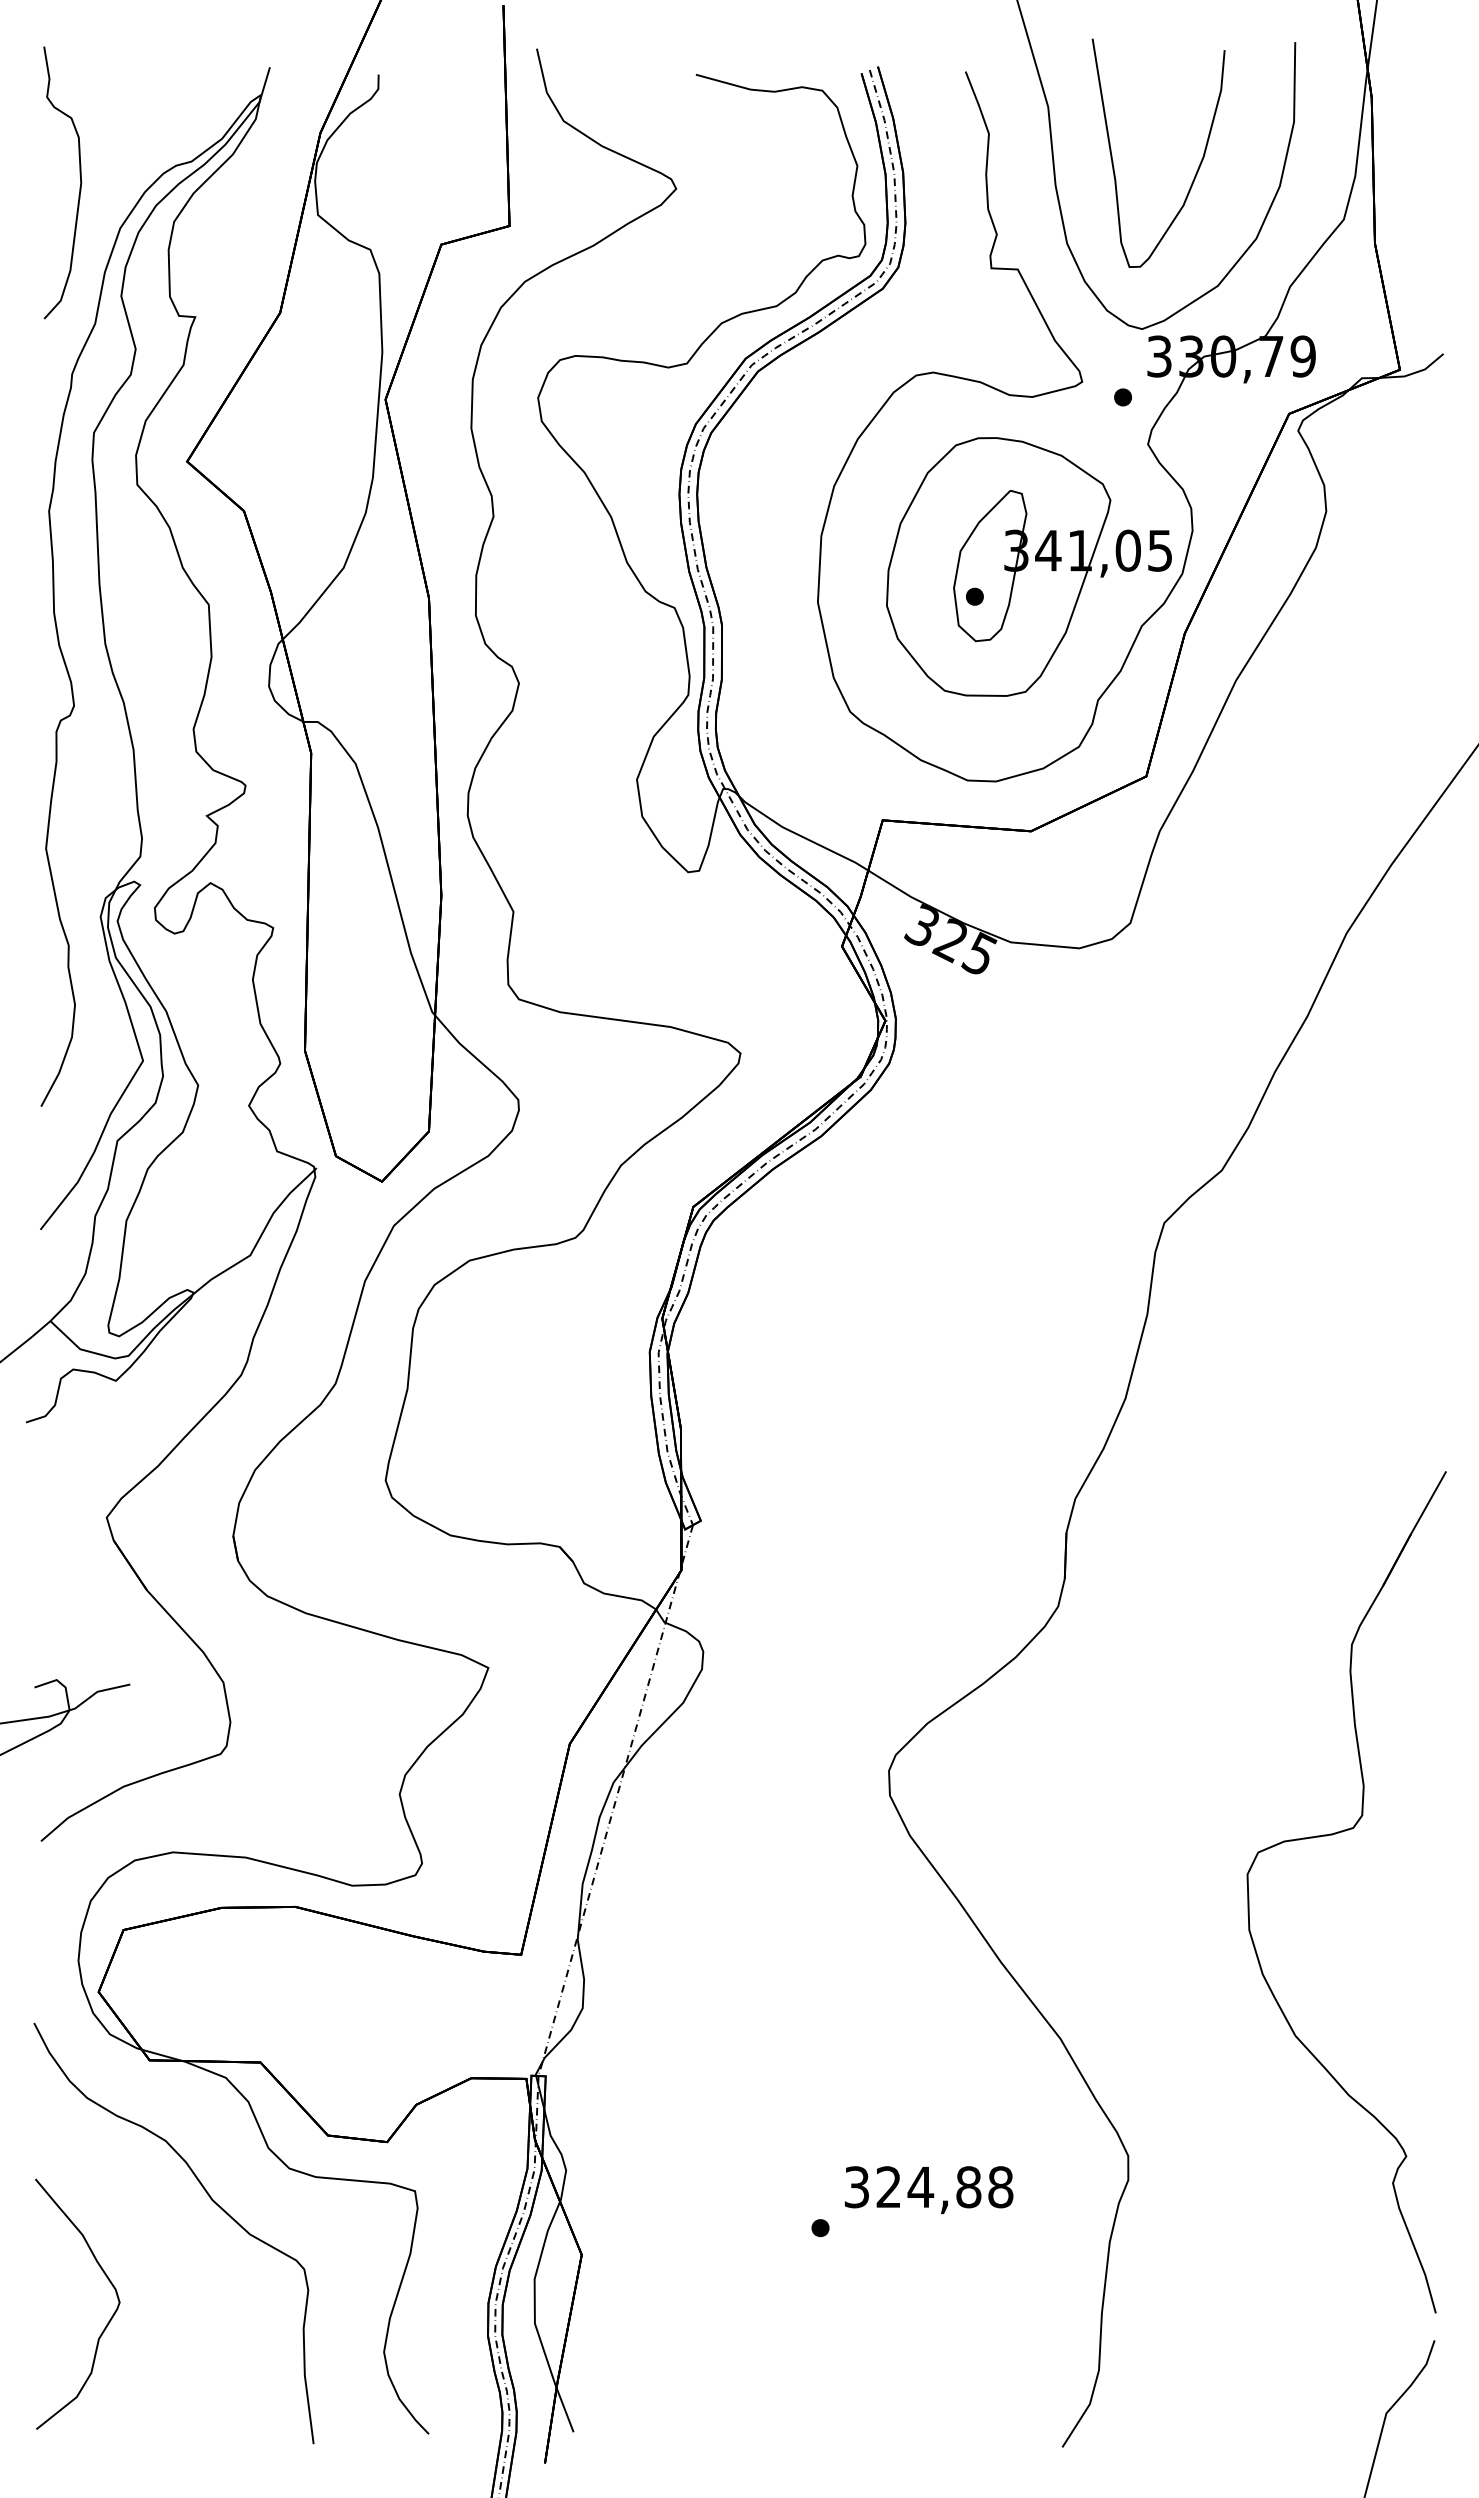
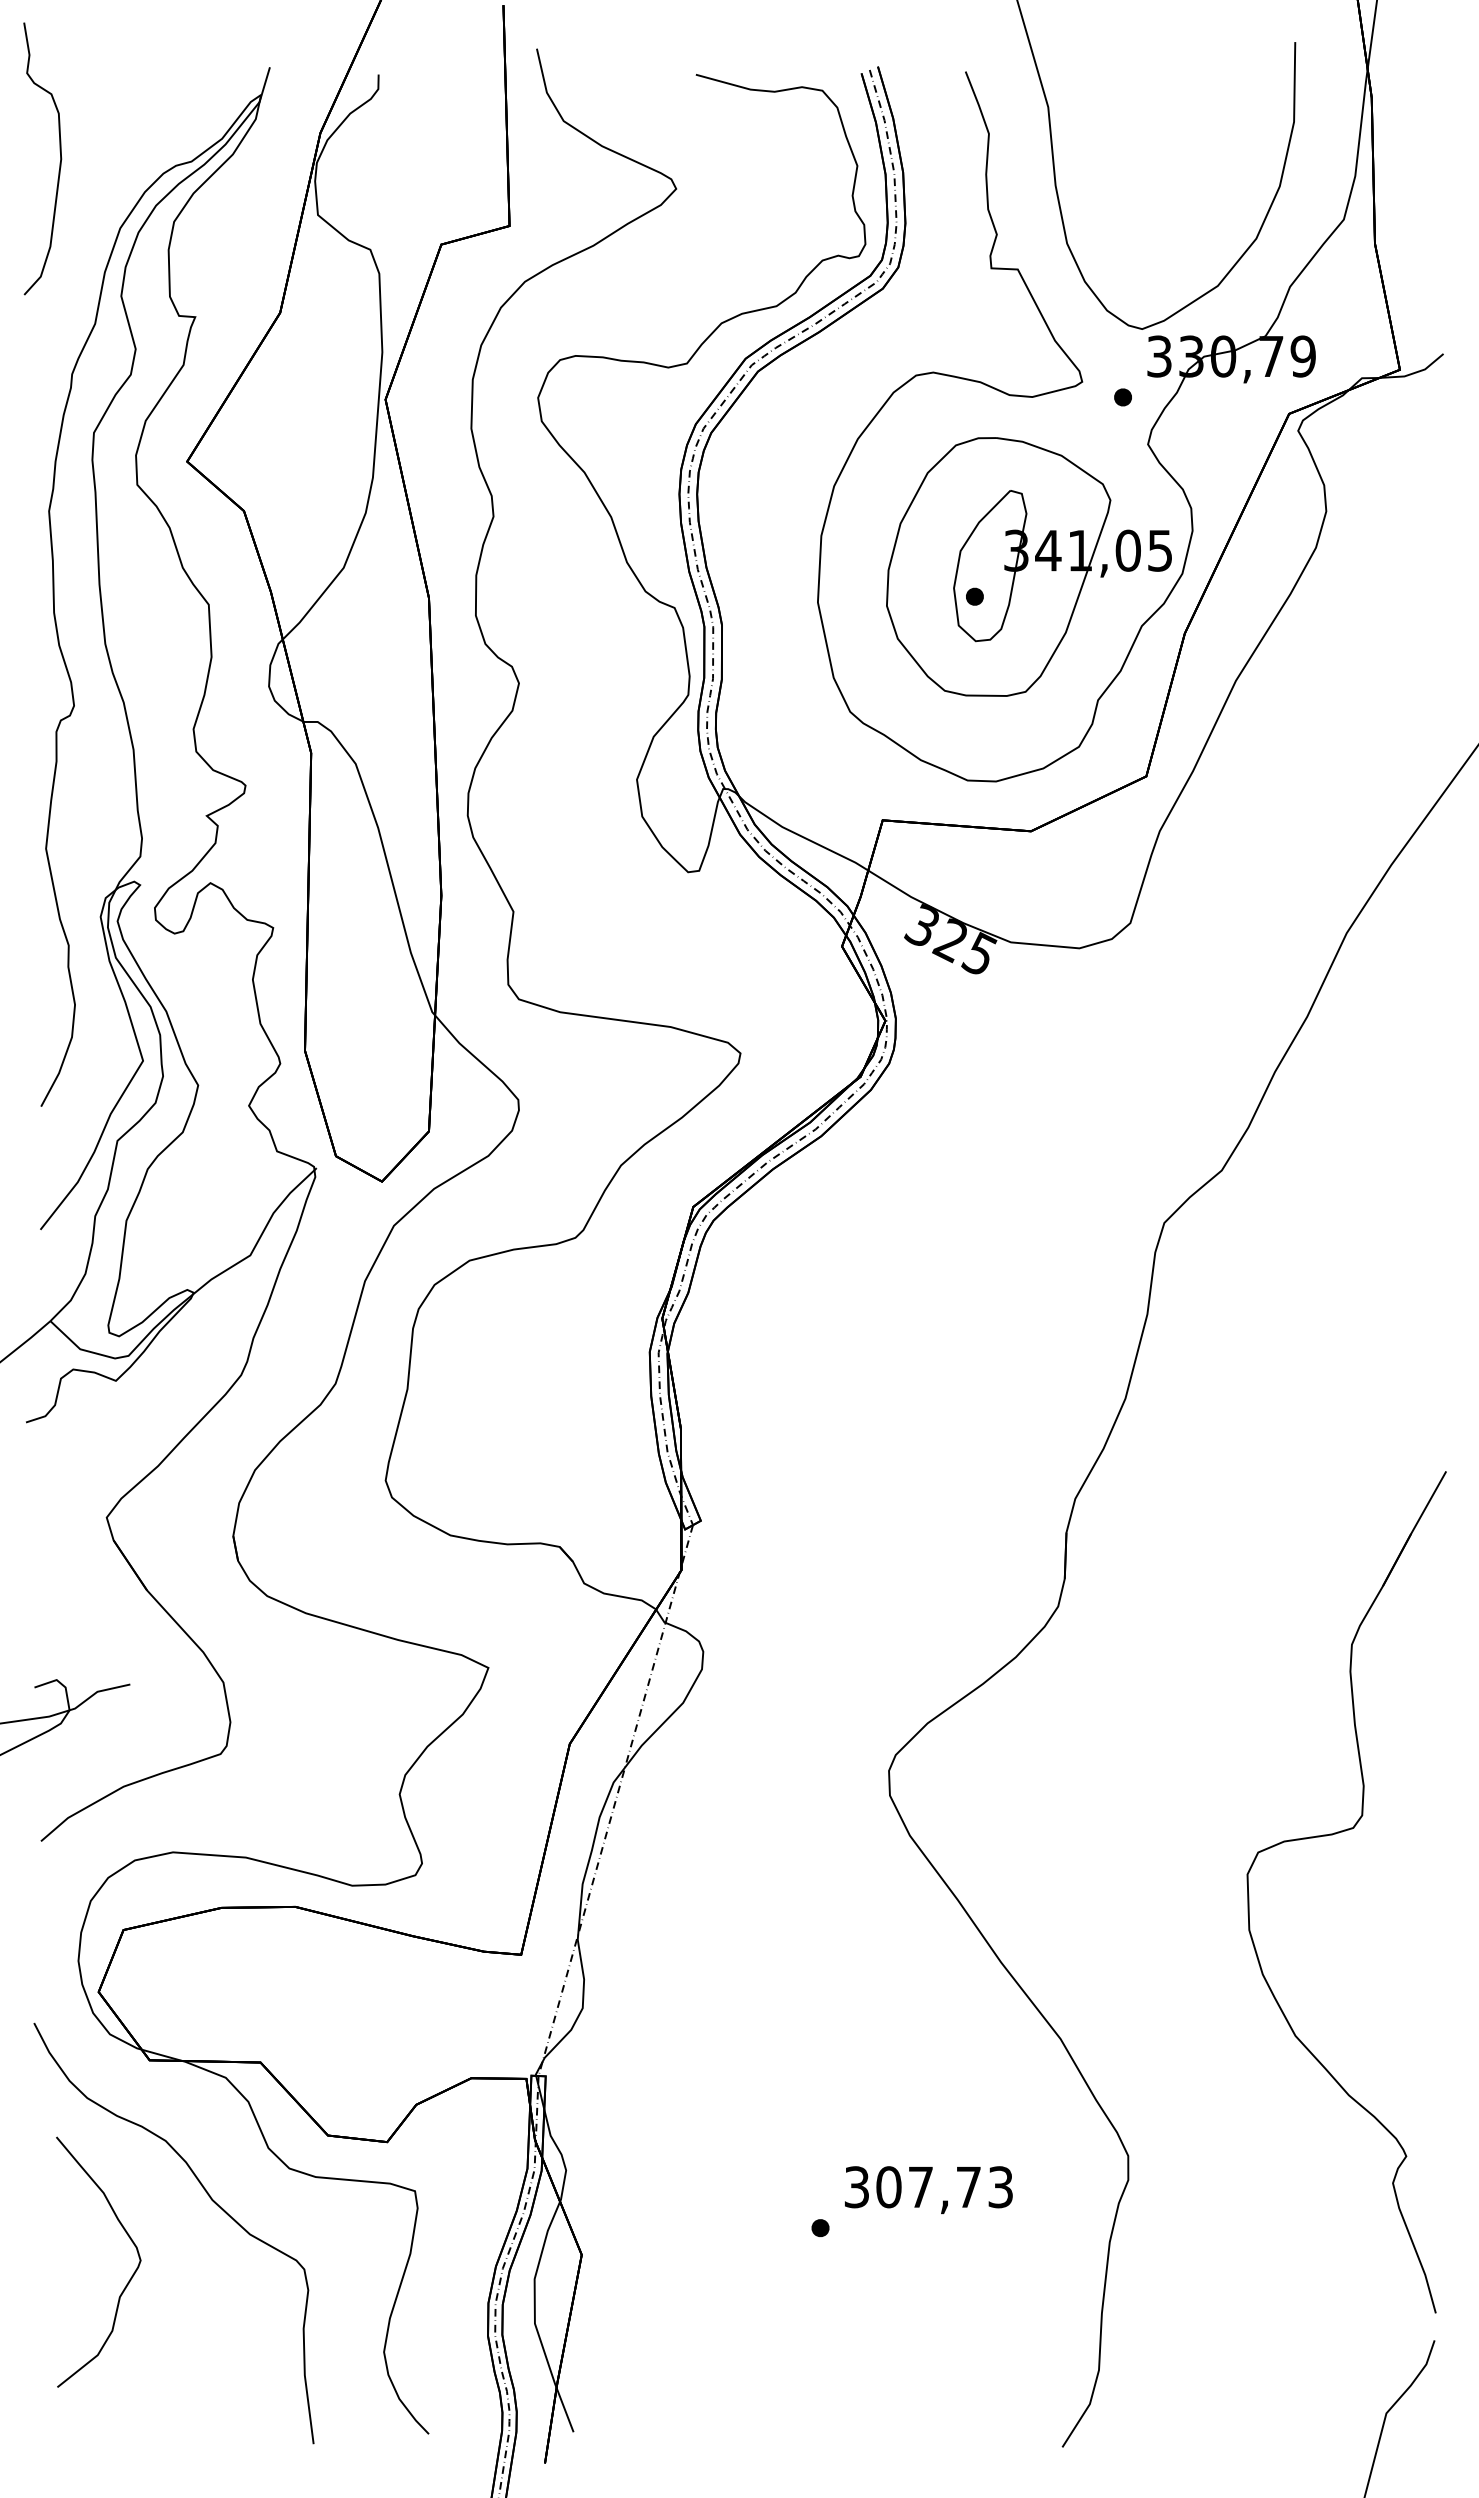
curve: present -> none (1197, 168)
curve position: (79, 186) -> (59, 162) (59, 162)
text: 324,88 -> 307,73 (944, 2187)
curve position: (109, 2319) -> (130, 2277) (130, 2277)
